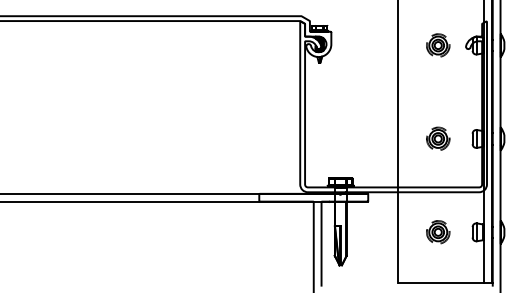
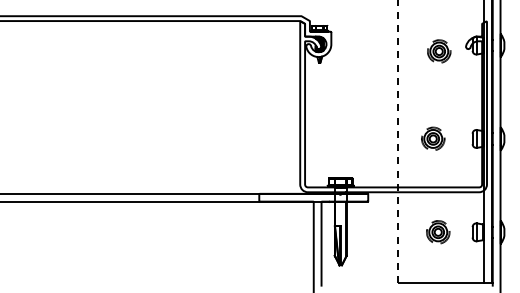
part position: (438, 45) -> (439, 51) (439, 51)
part position: (438, 138) -> (433, 138) (433, 138)
line: solid -> dashed (398, 141)
